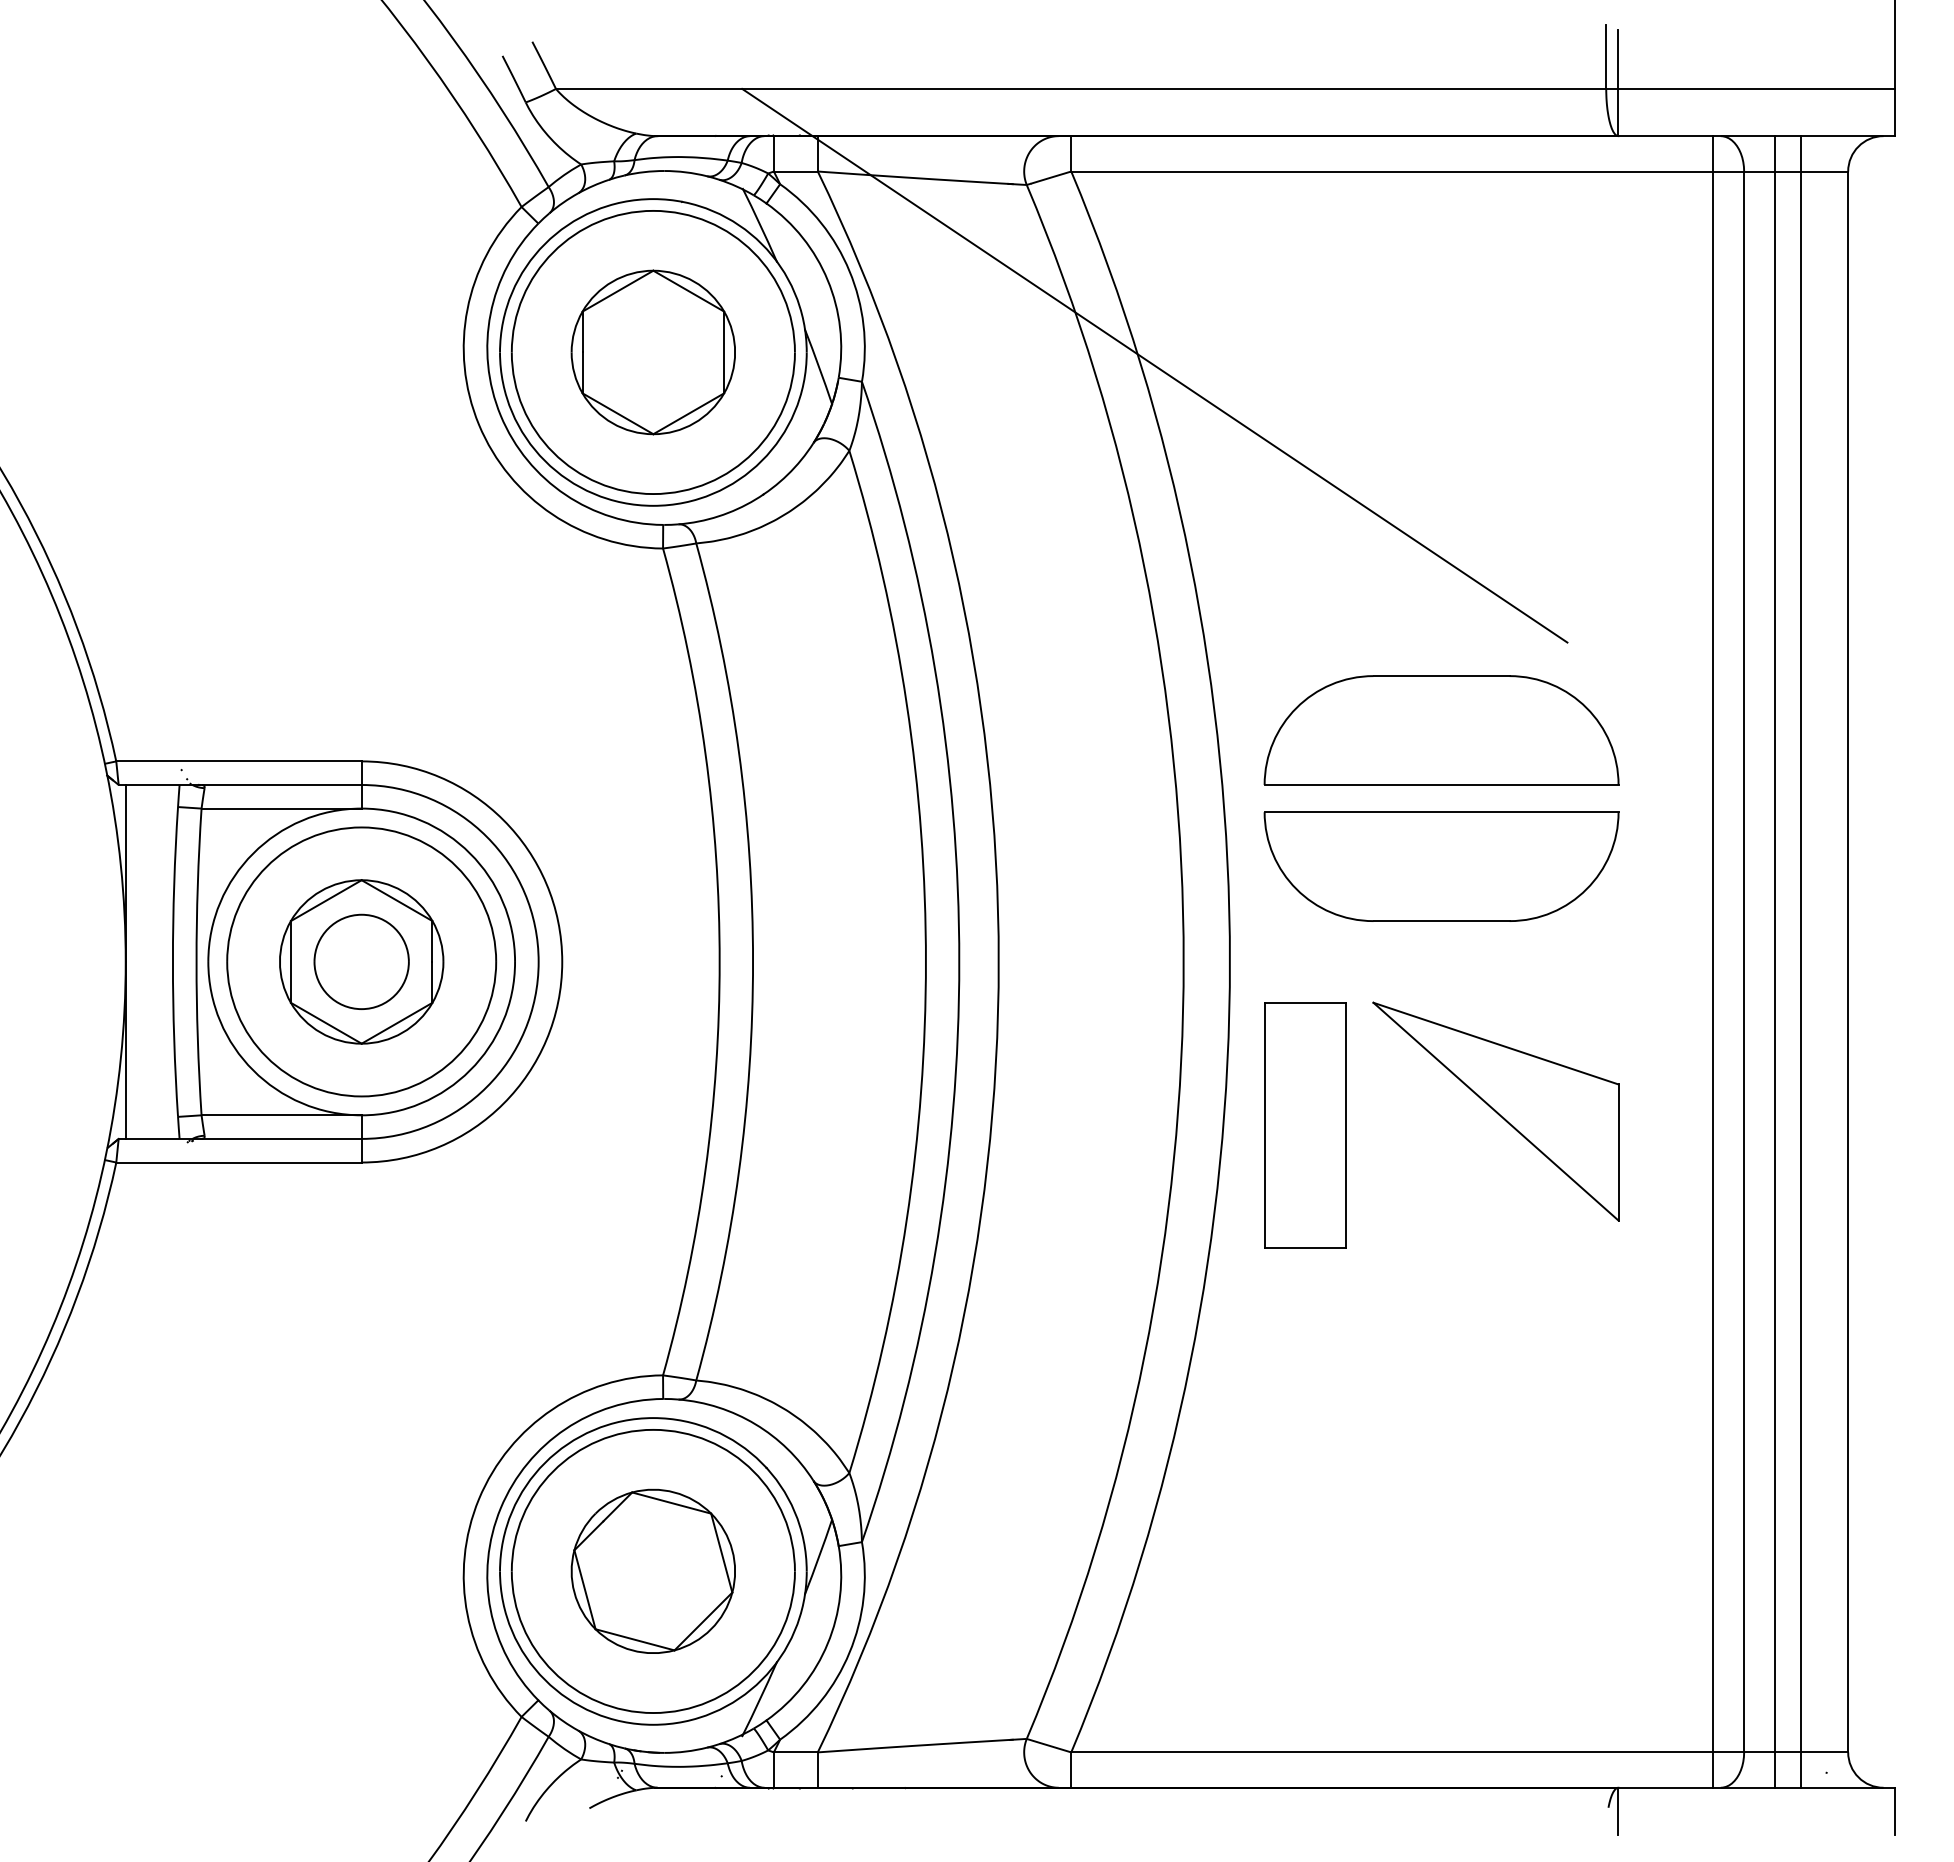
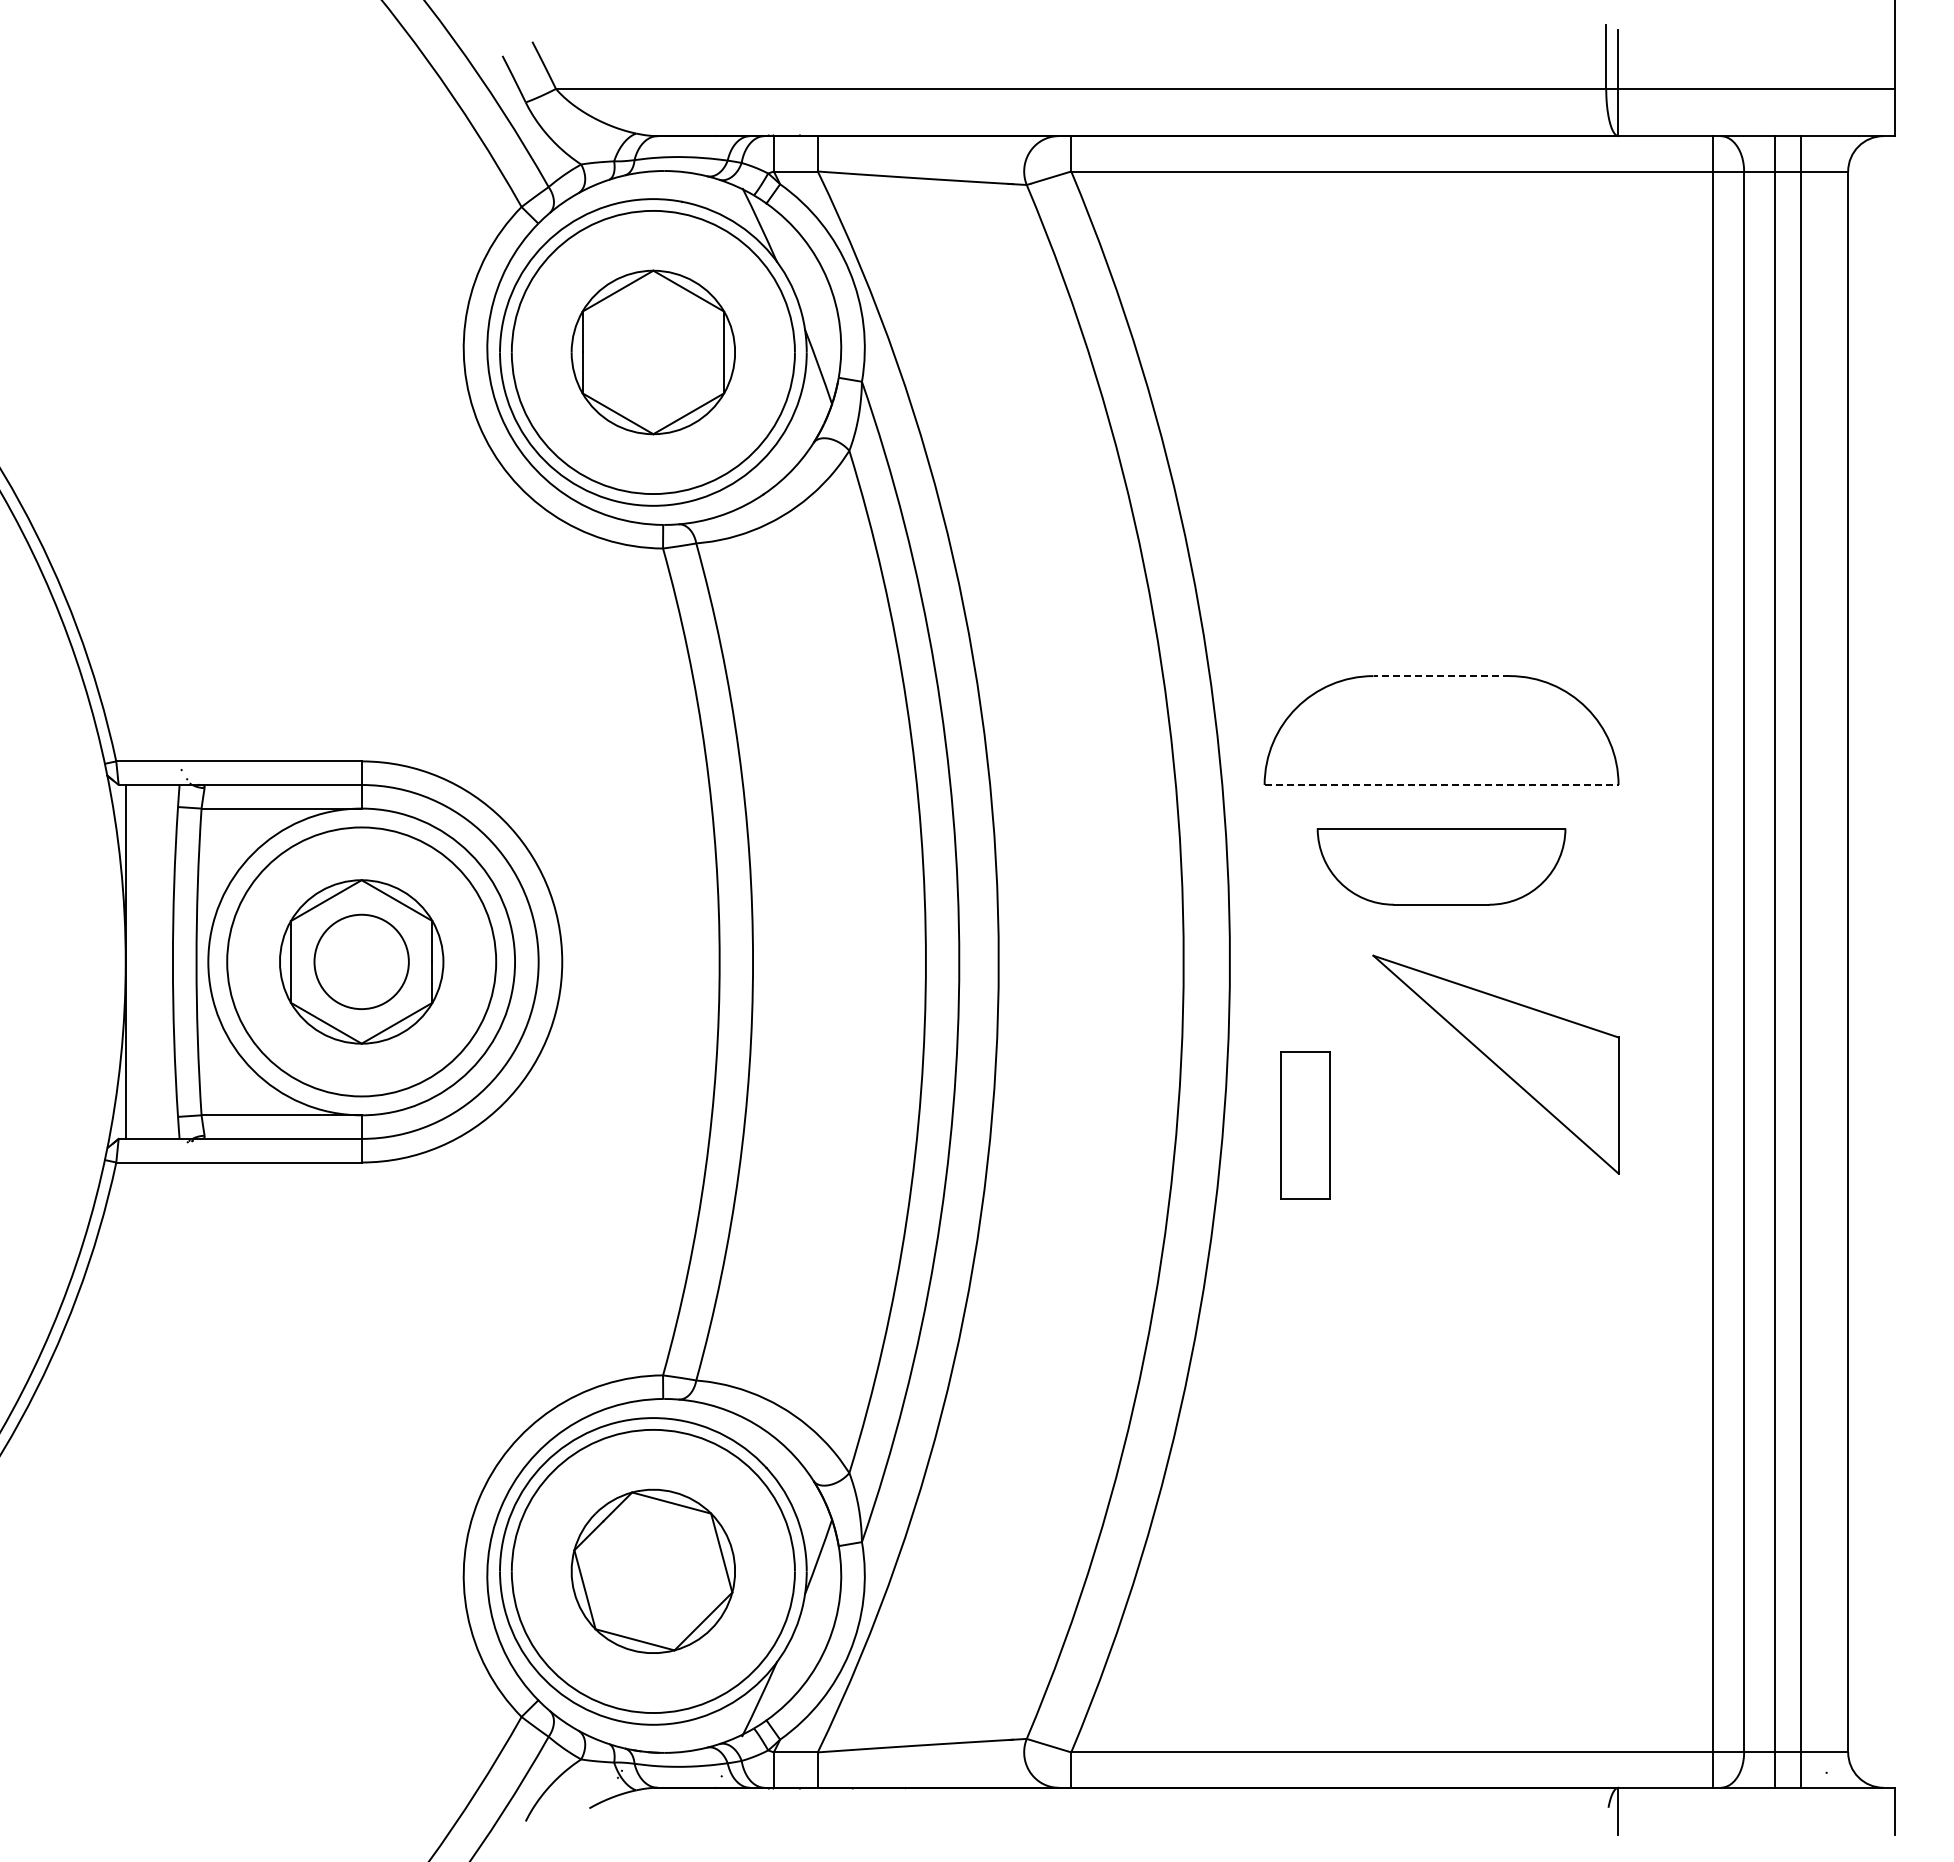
line: present -> none (1154, 365)
line: solid -> dashed (1441, 676)
line: solid -> dashed (1441, 785)
part size: 357x111 px -> 251x78 px (1441, 866)
part position: (1495, 1111) -> (1495, 1064) (1495, 1064)
part size: 83x247 px -> 51x149 px (1305, 1125)
